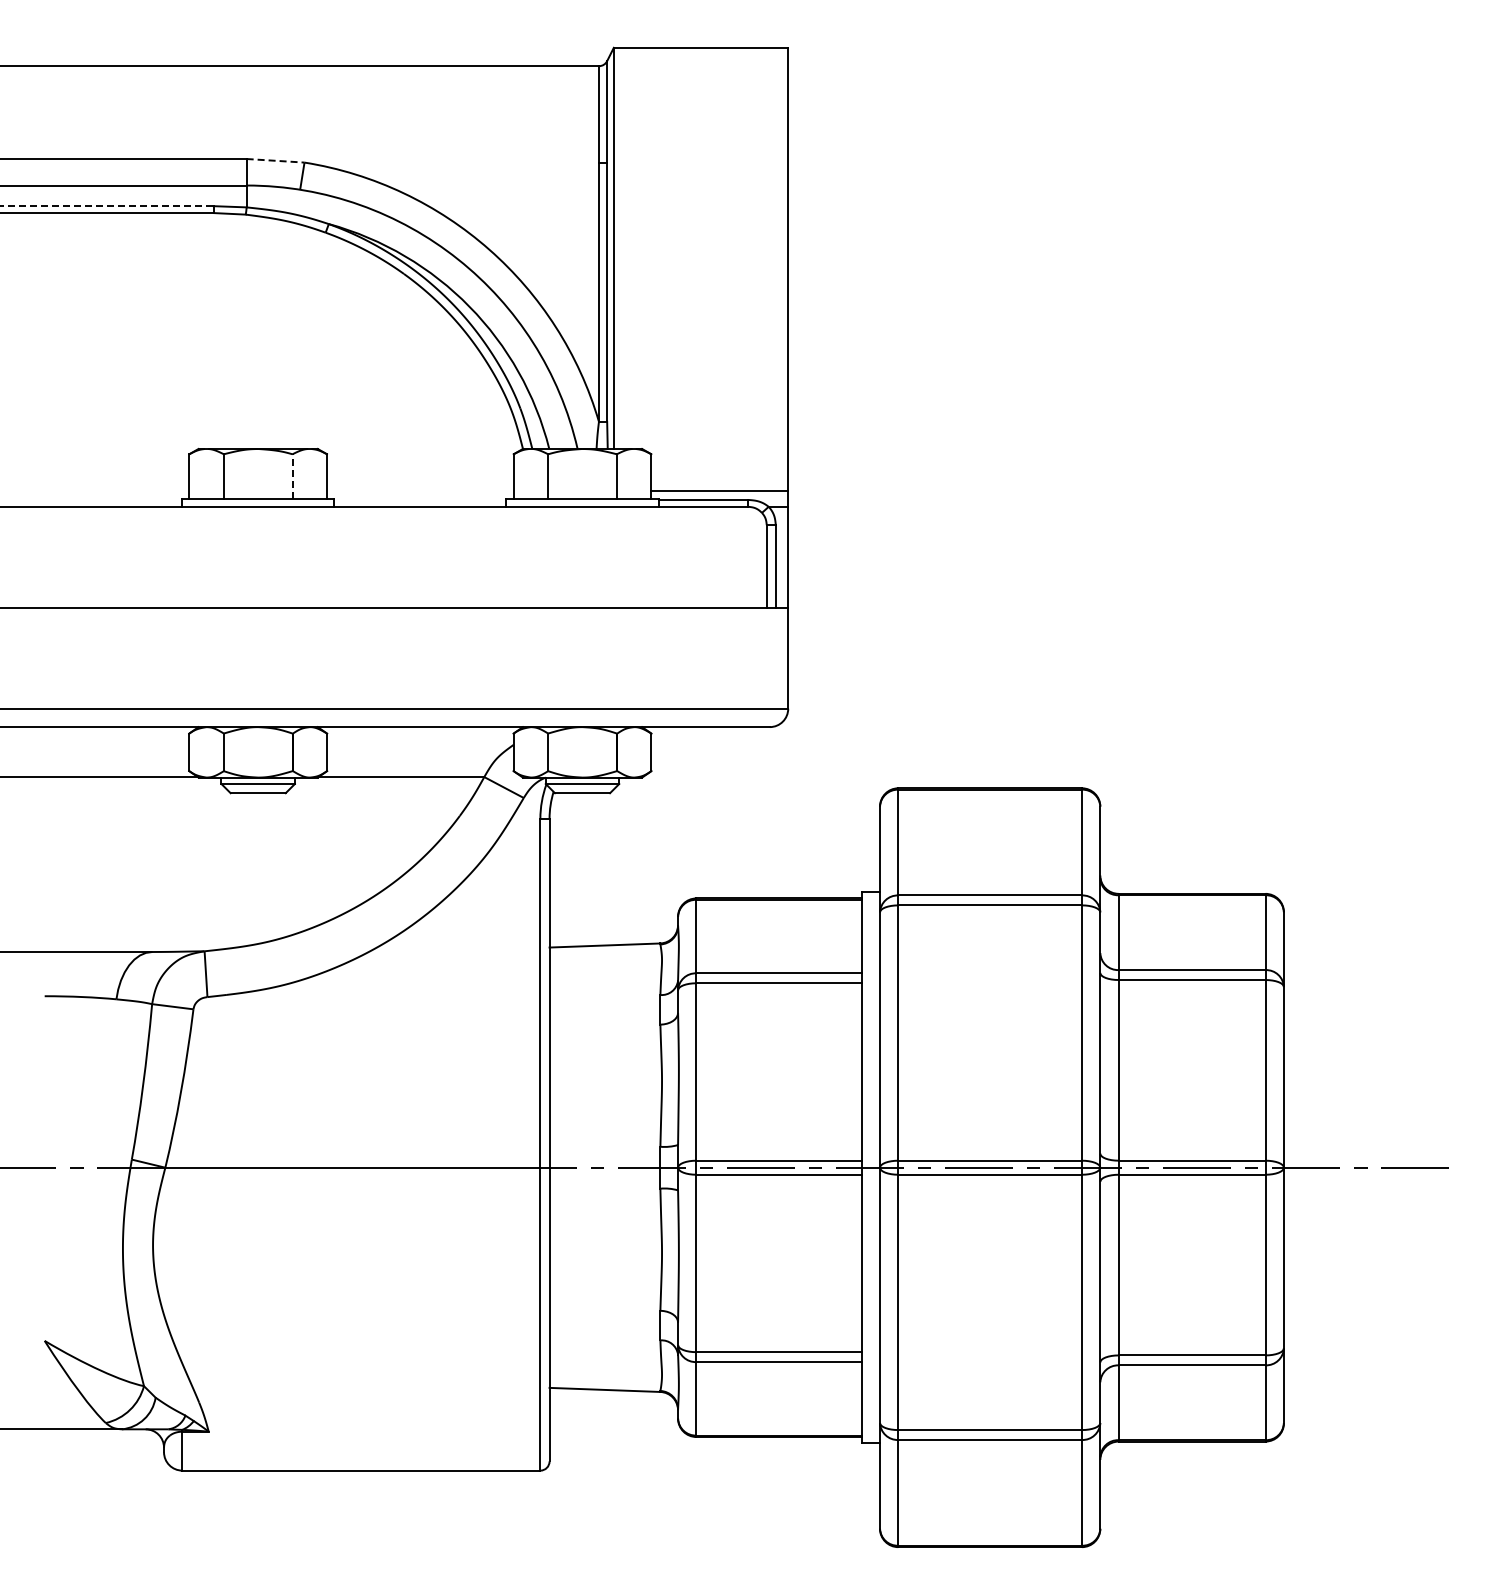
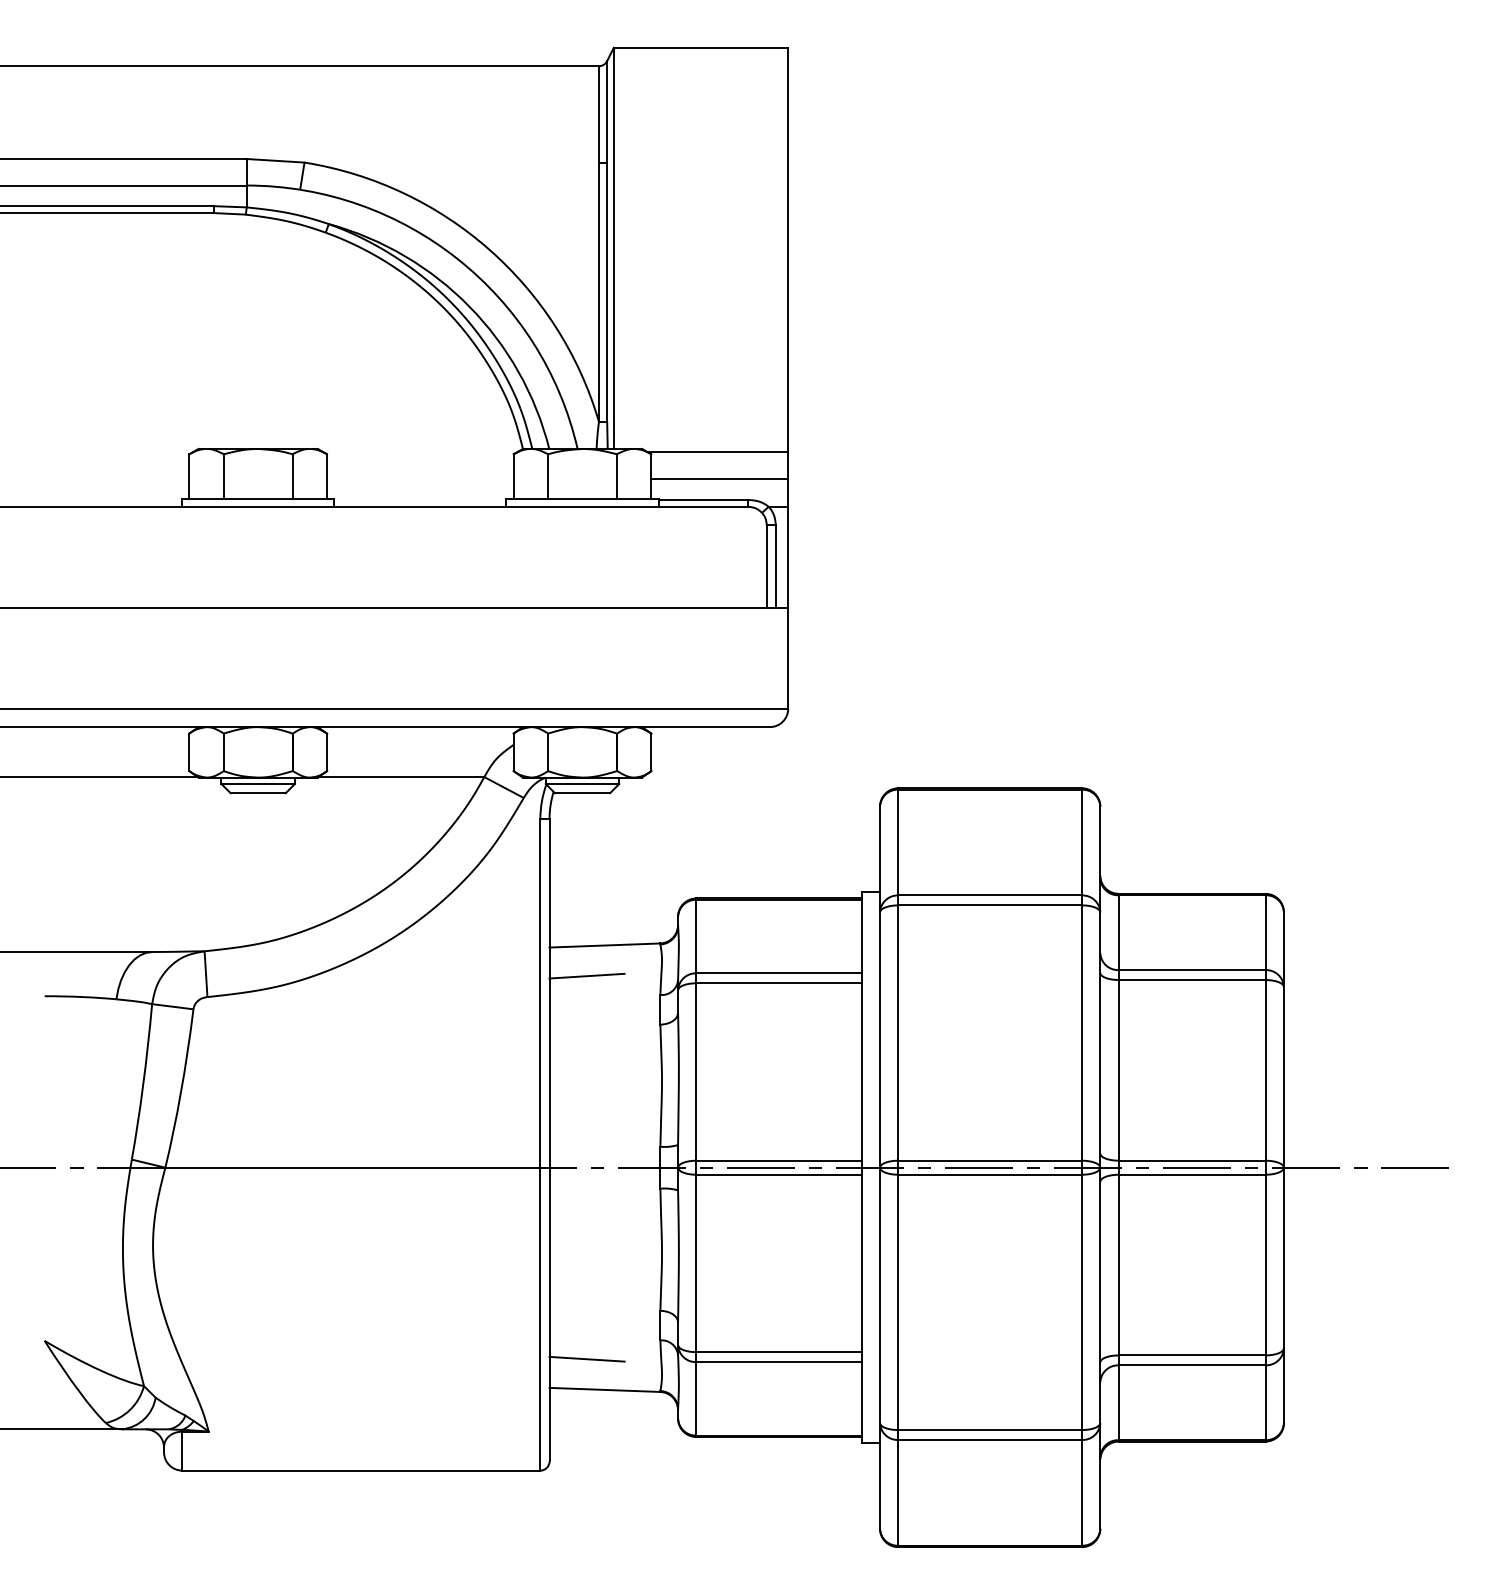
line: dashed -> solid (275, 160)
line: dashed -> solid (107, 206)
line: none -> present (717, 451)
line: dashed -> solid (292, 476)
line position: (719, 491) -> (719, 479) (719, 479)
line: none -> present (586, 975)
line: none -> present (586, 1358)
